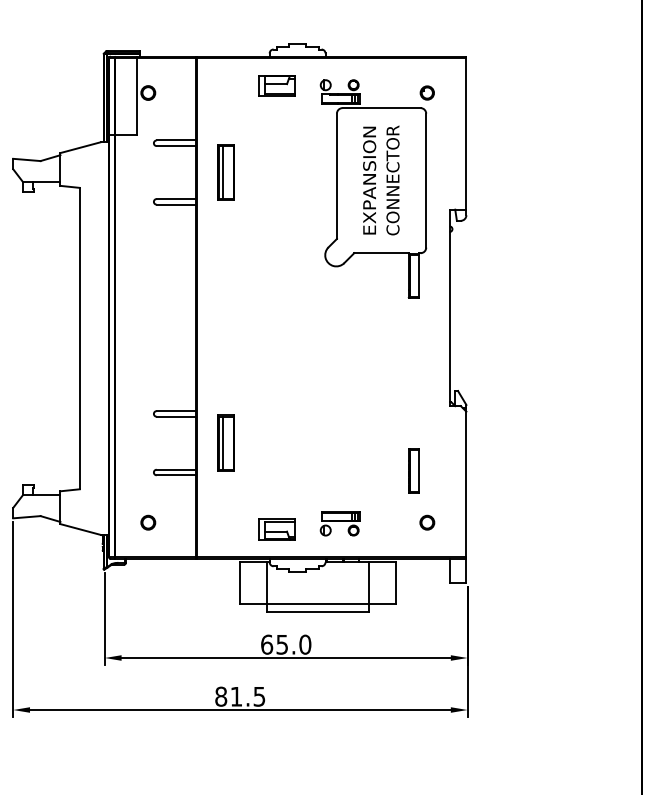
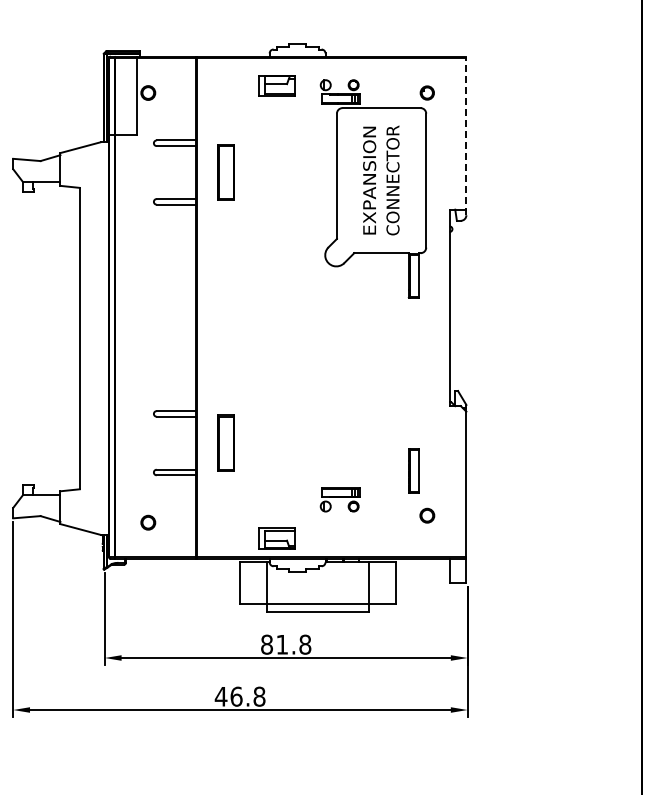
line: solid -> dashed (466, 135)
line: present -> none (222, 172)
line: present -> none (222, 442)
part position: (427, 522) -> (427, 515) (427, 515)
part position: (339, 523) -> (339, 499) (339, 499)
part position: (276, 529) -> (276, 538) (276, 538)
text: 65.0 -> 81.8 (286, 644)
text: 81.5 -> 46.8 (239, 696)
